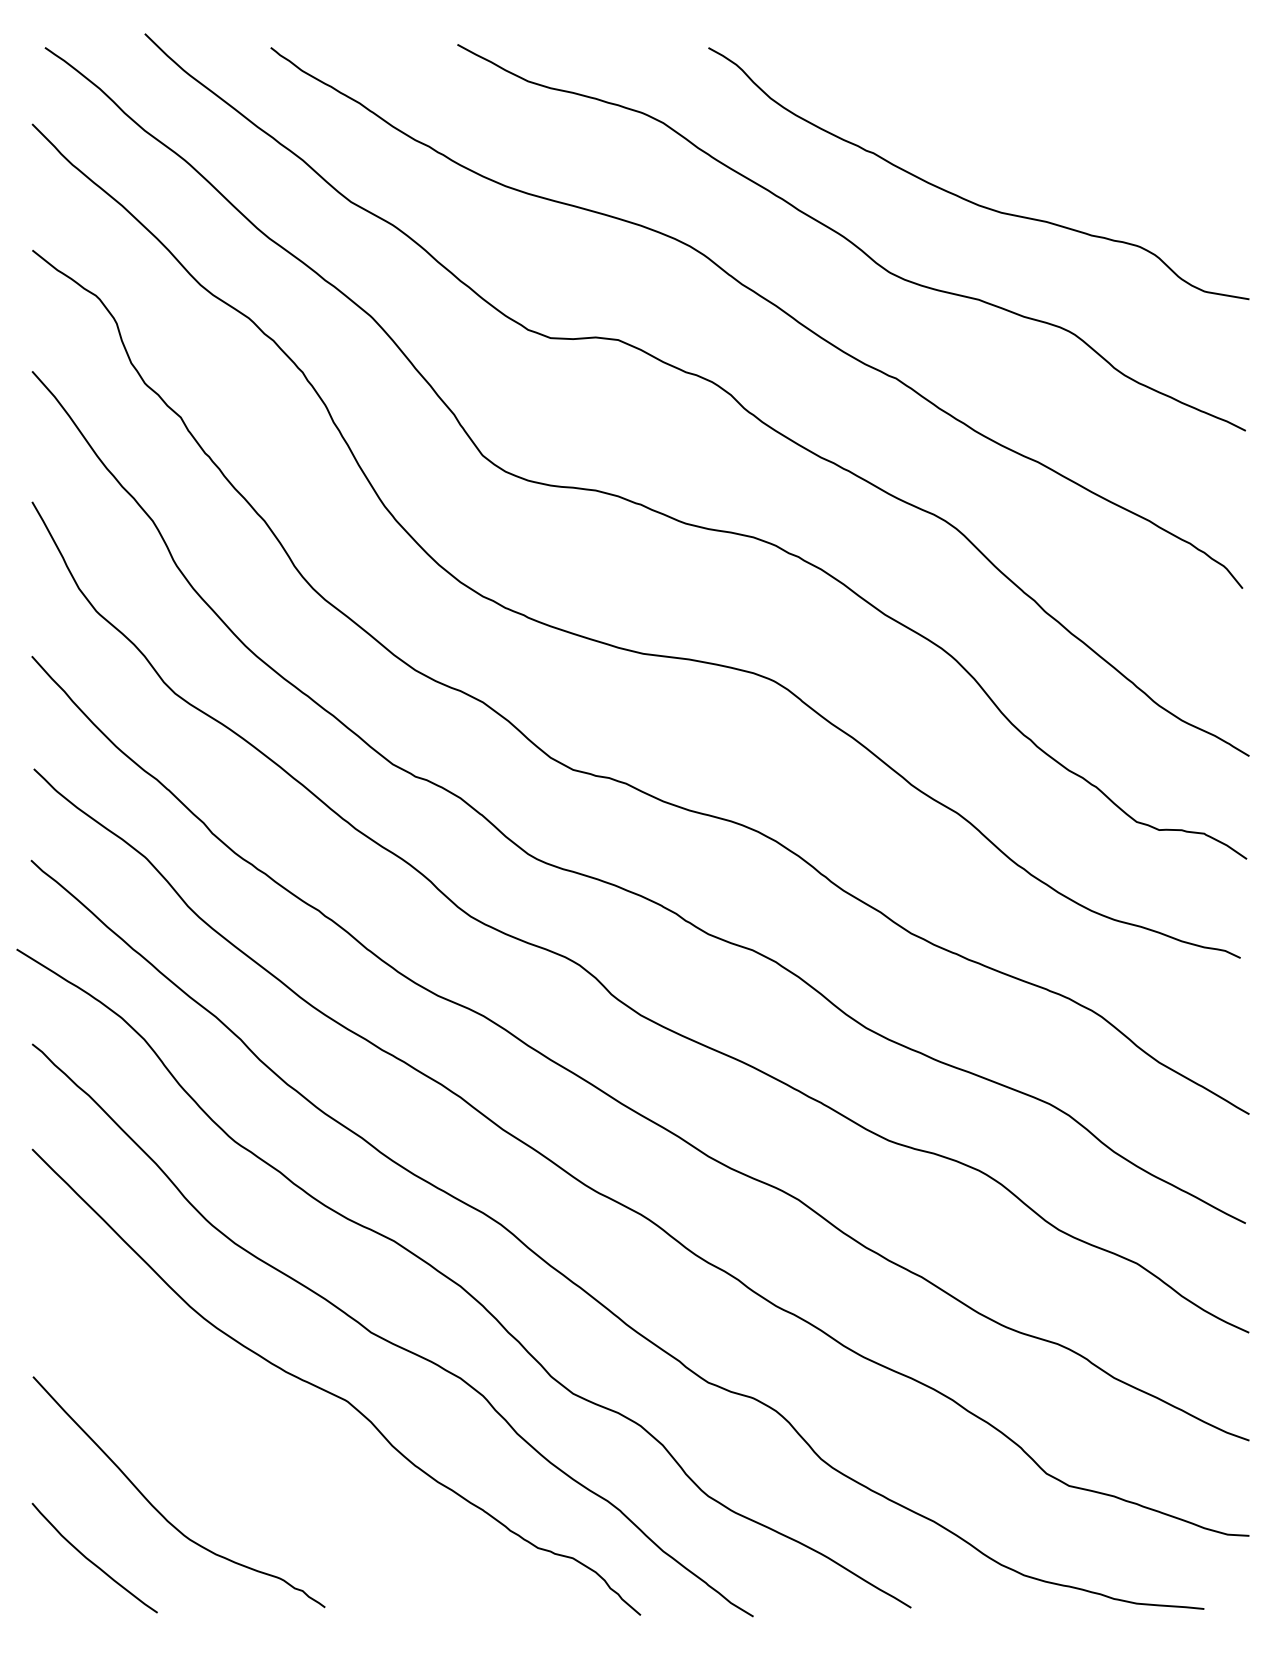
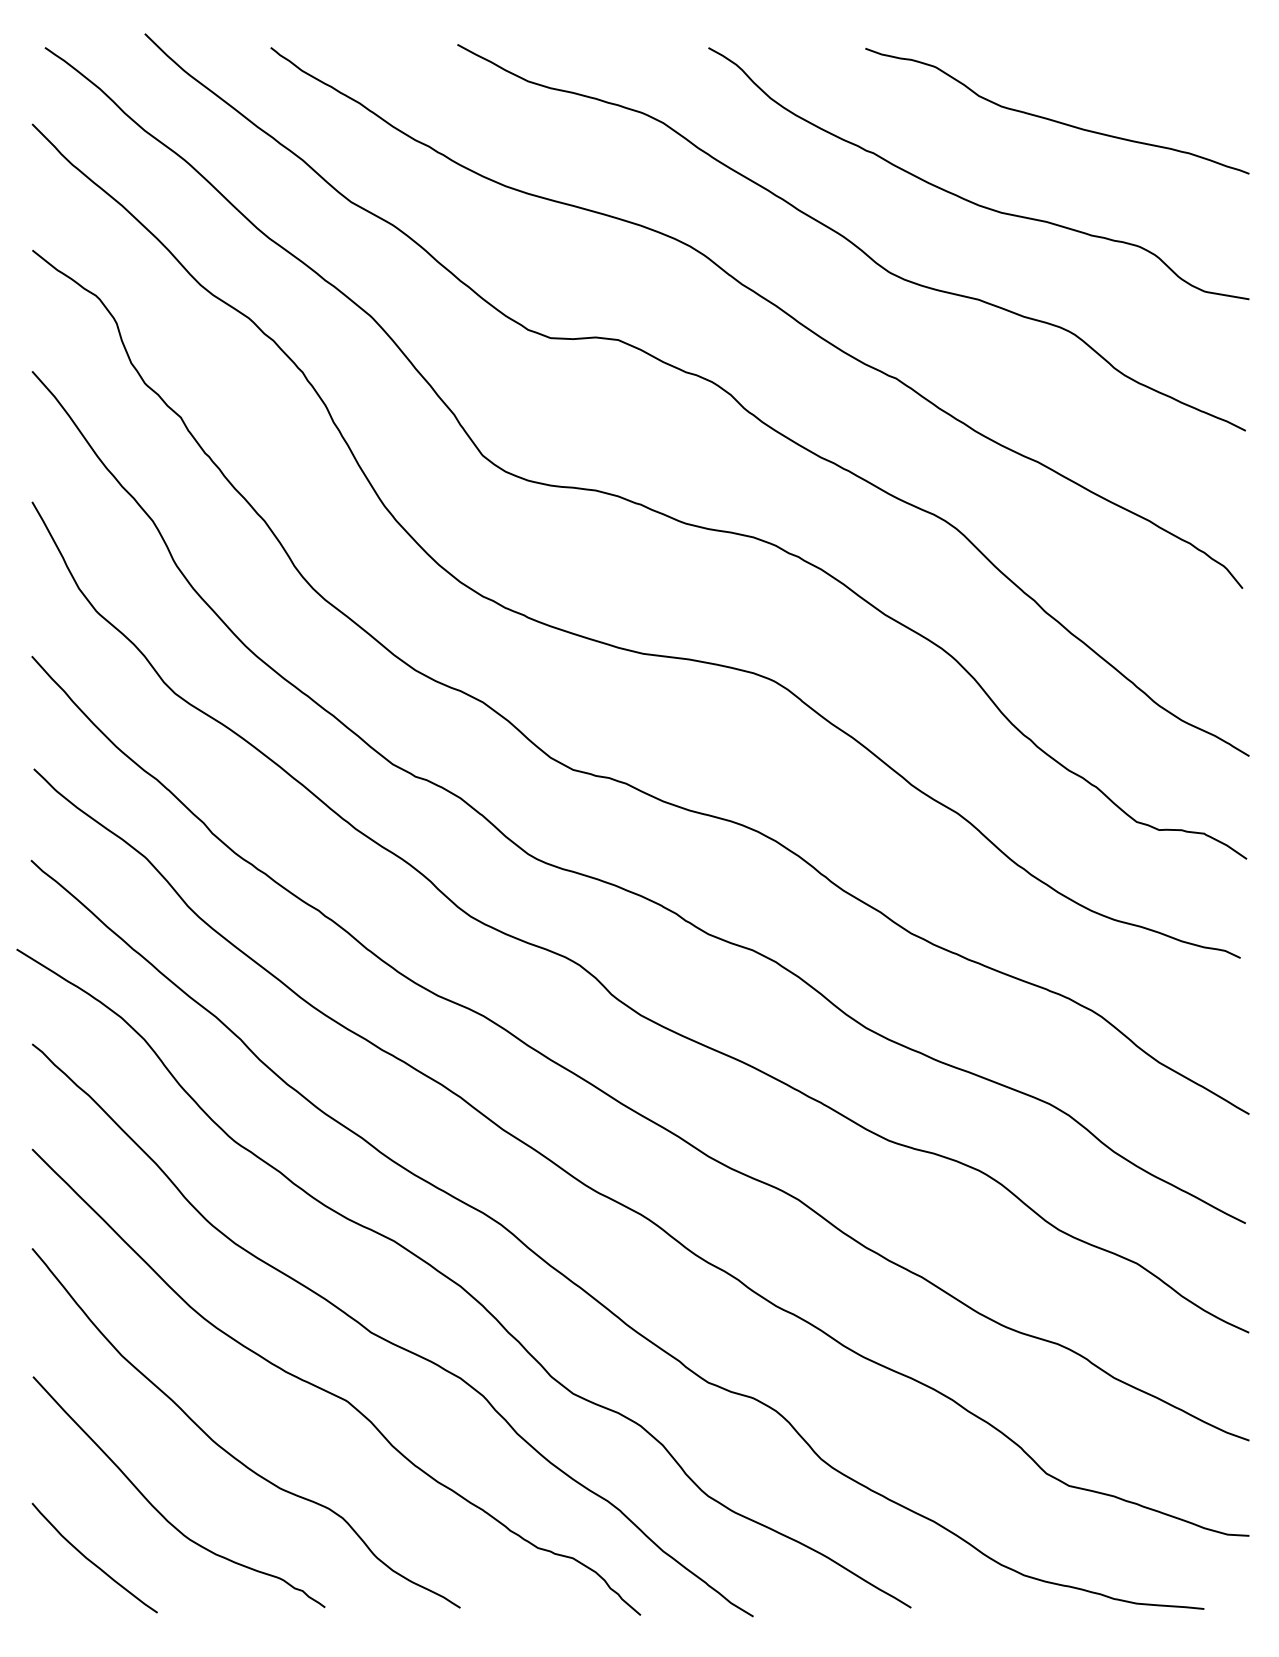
curve: none -> present (1053, 119)
curve: none -> present (229, 1452)
